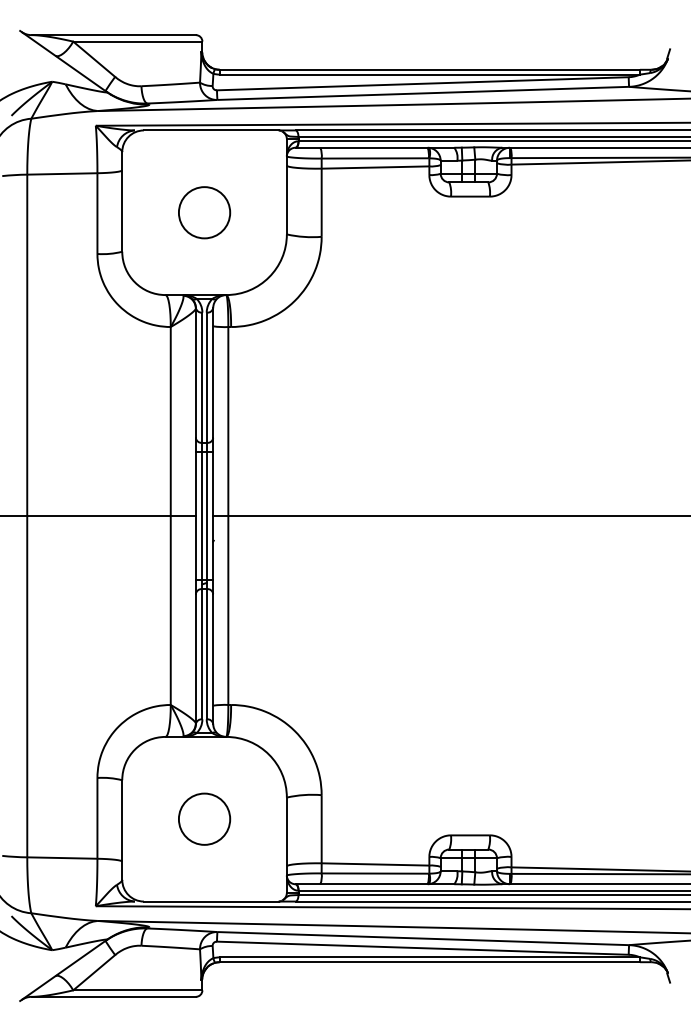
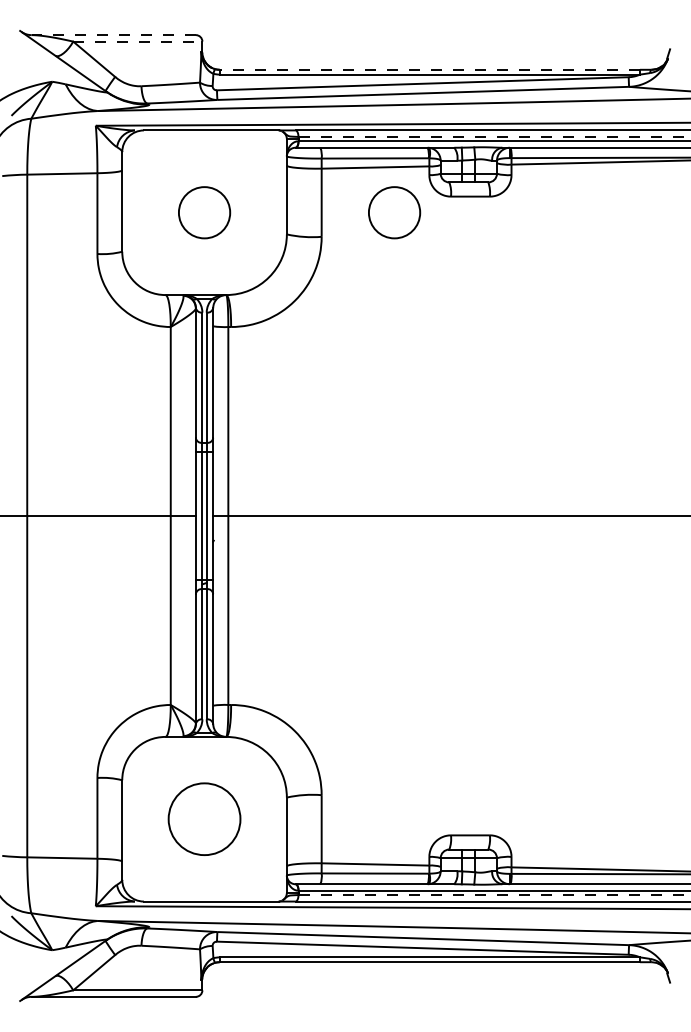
line: solid -> dashed (113, 35)
line: solid -> dashed (137, 41)
line: solid -> dashed (429, 69)
line: solid -> dashed (494, 136)
circle: none -> present (394, 212)
circle diameter: 51 px -> 72 px (204, 819)
line: solid -> dashed (494, 895)
